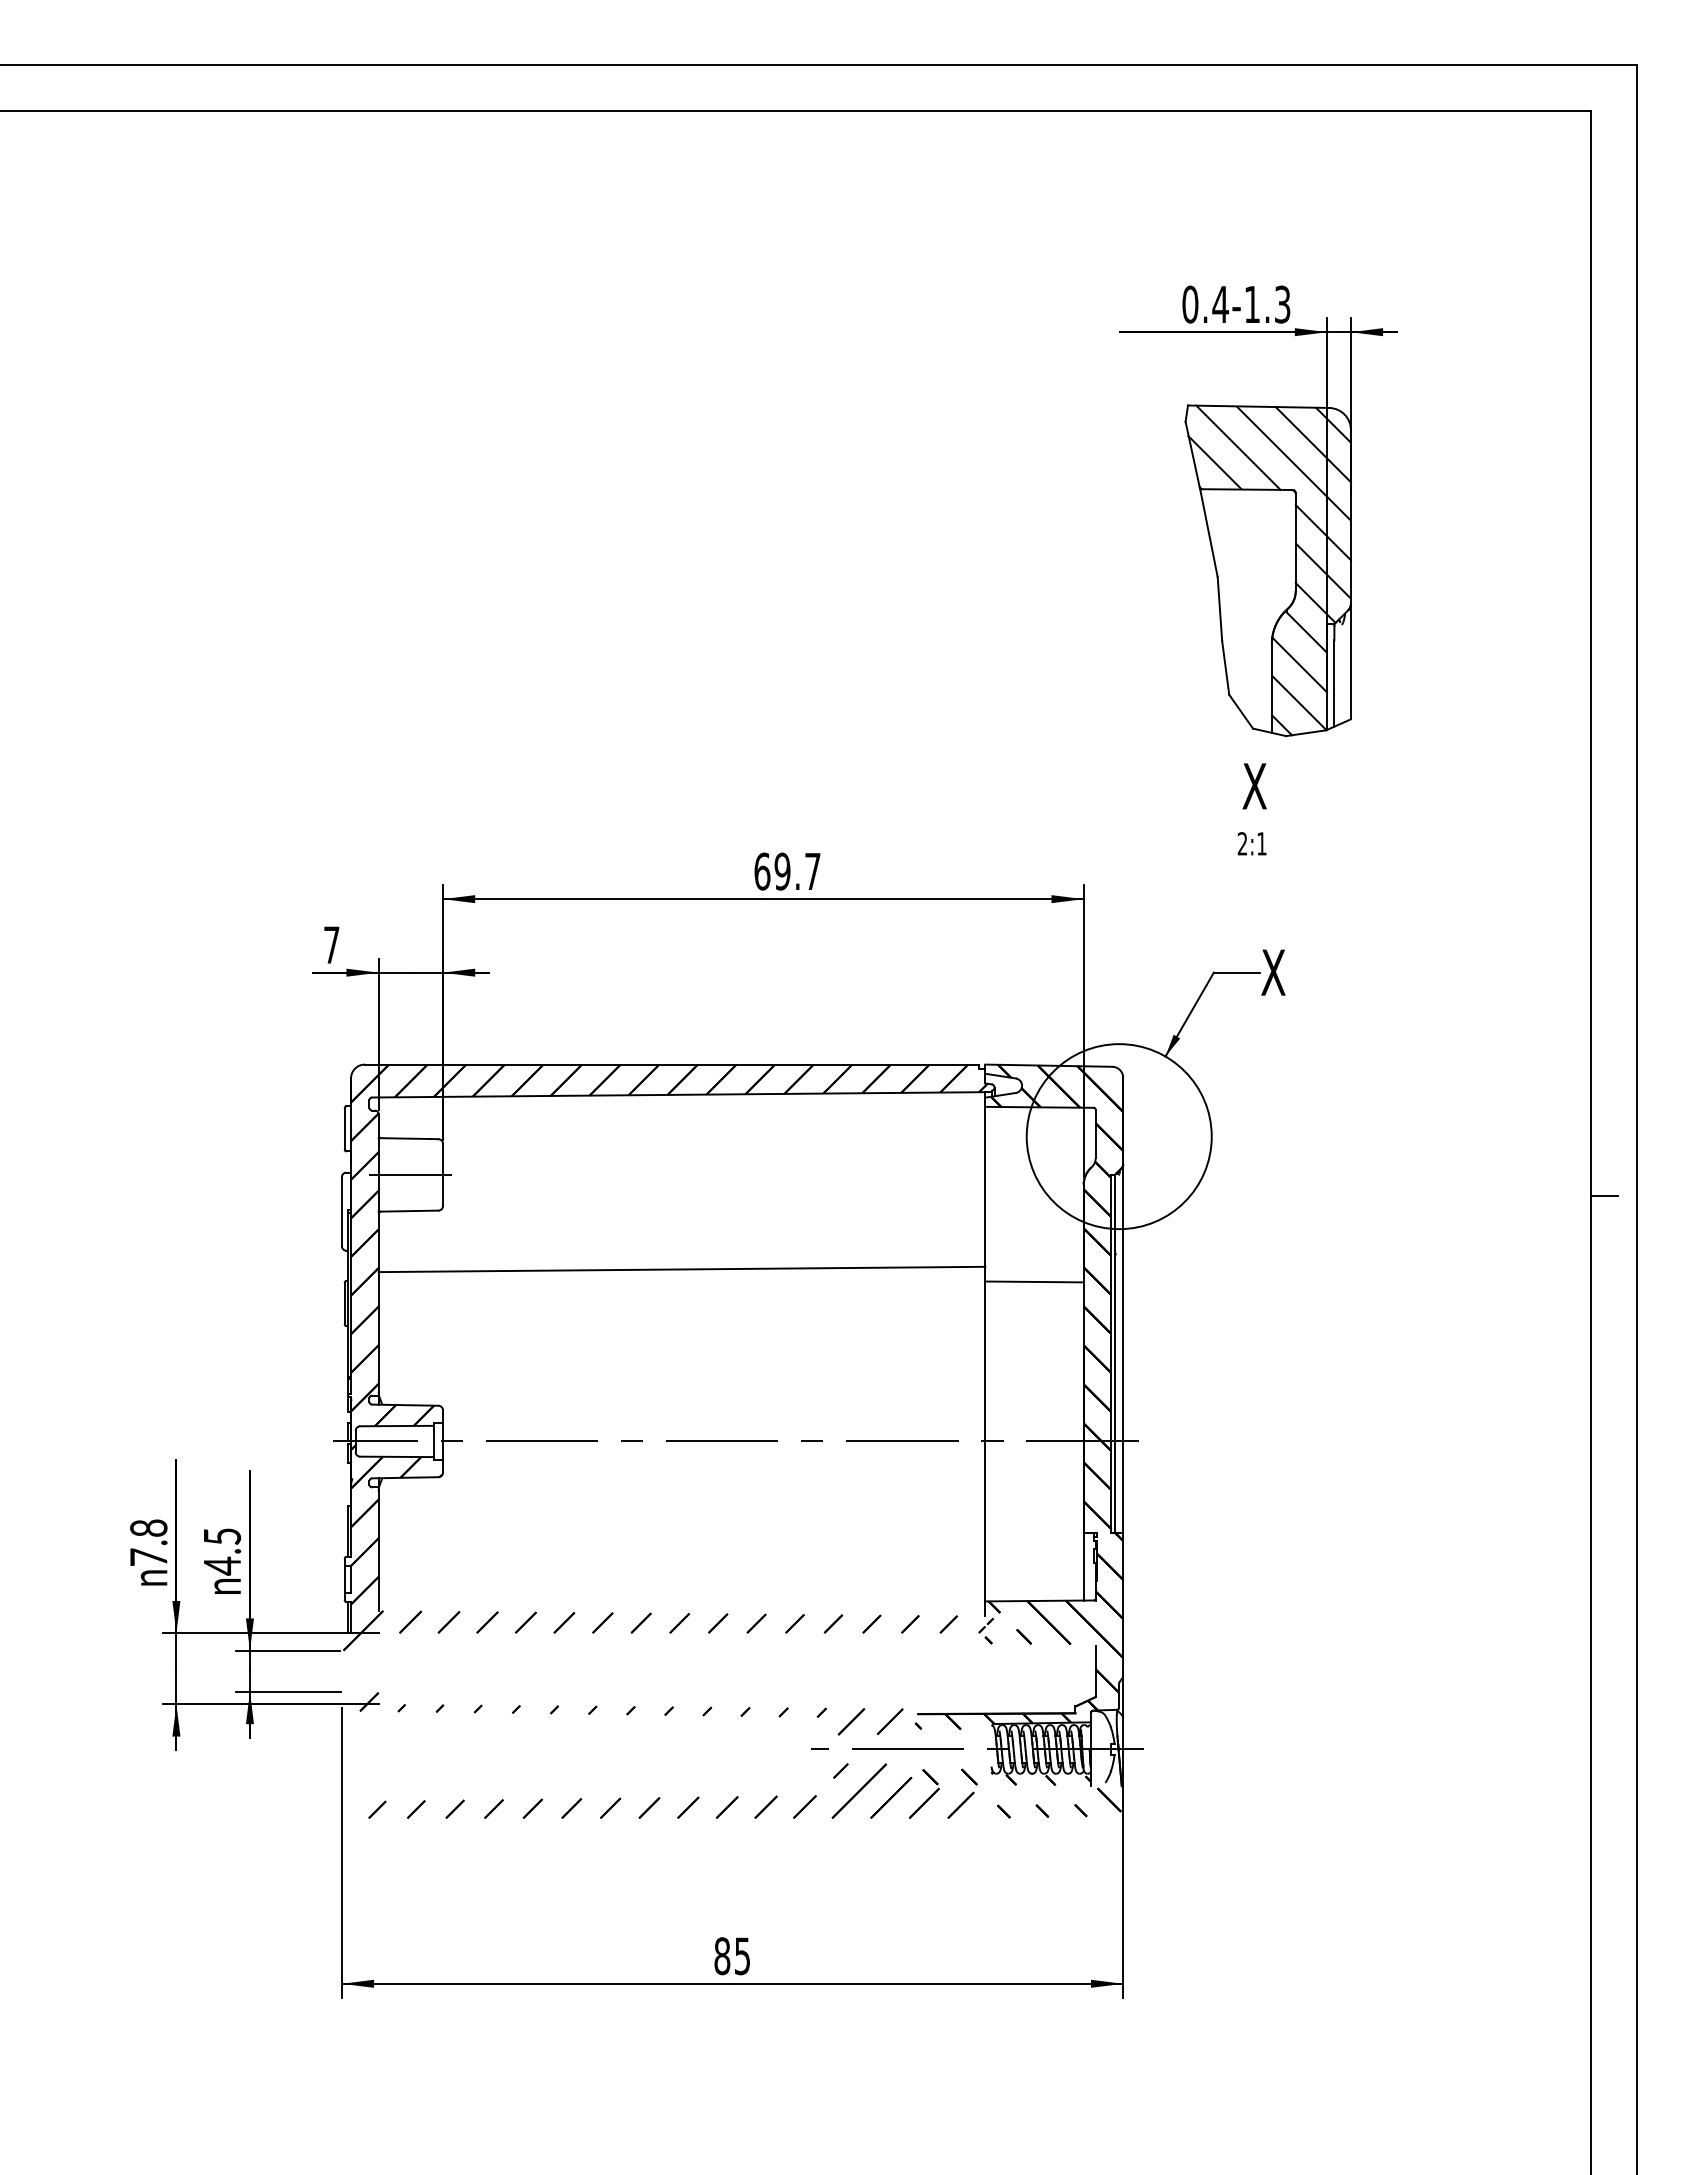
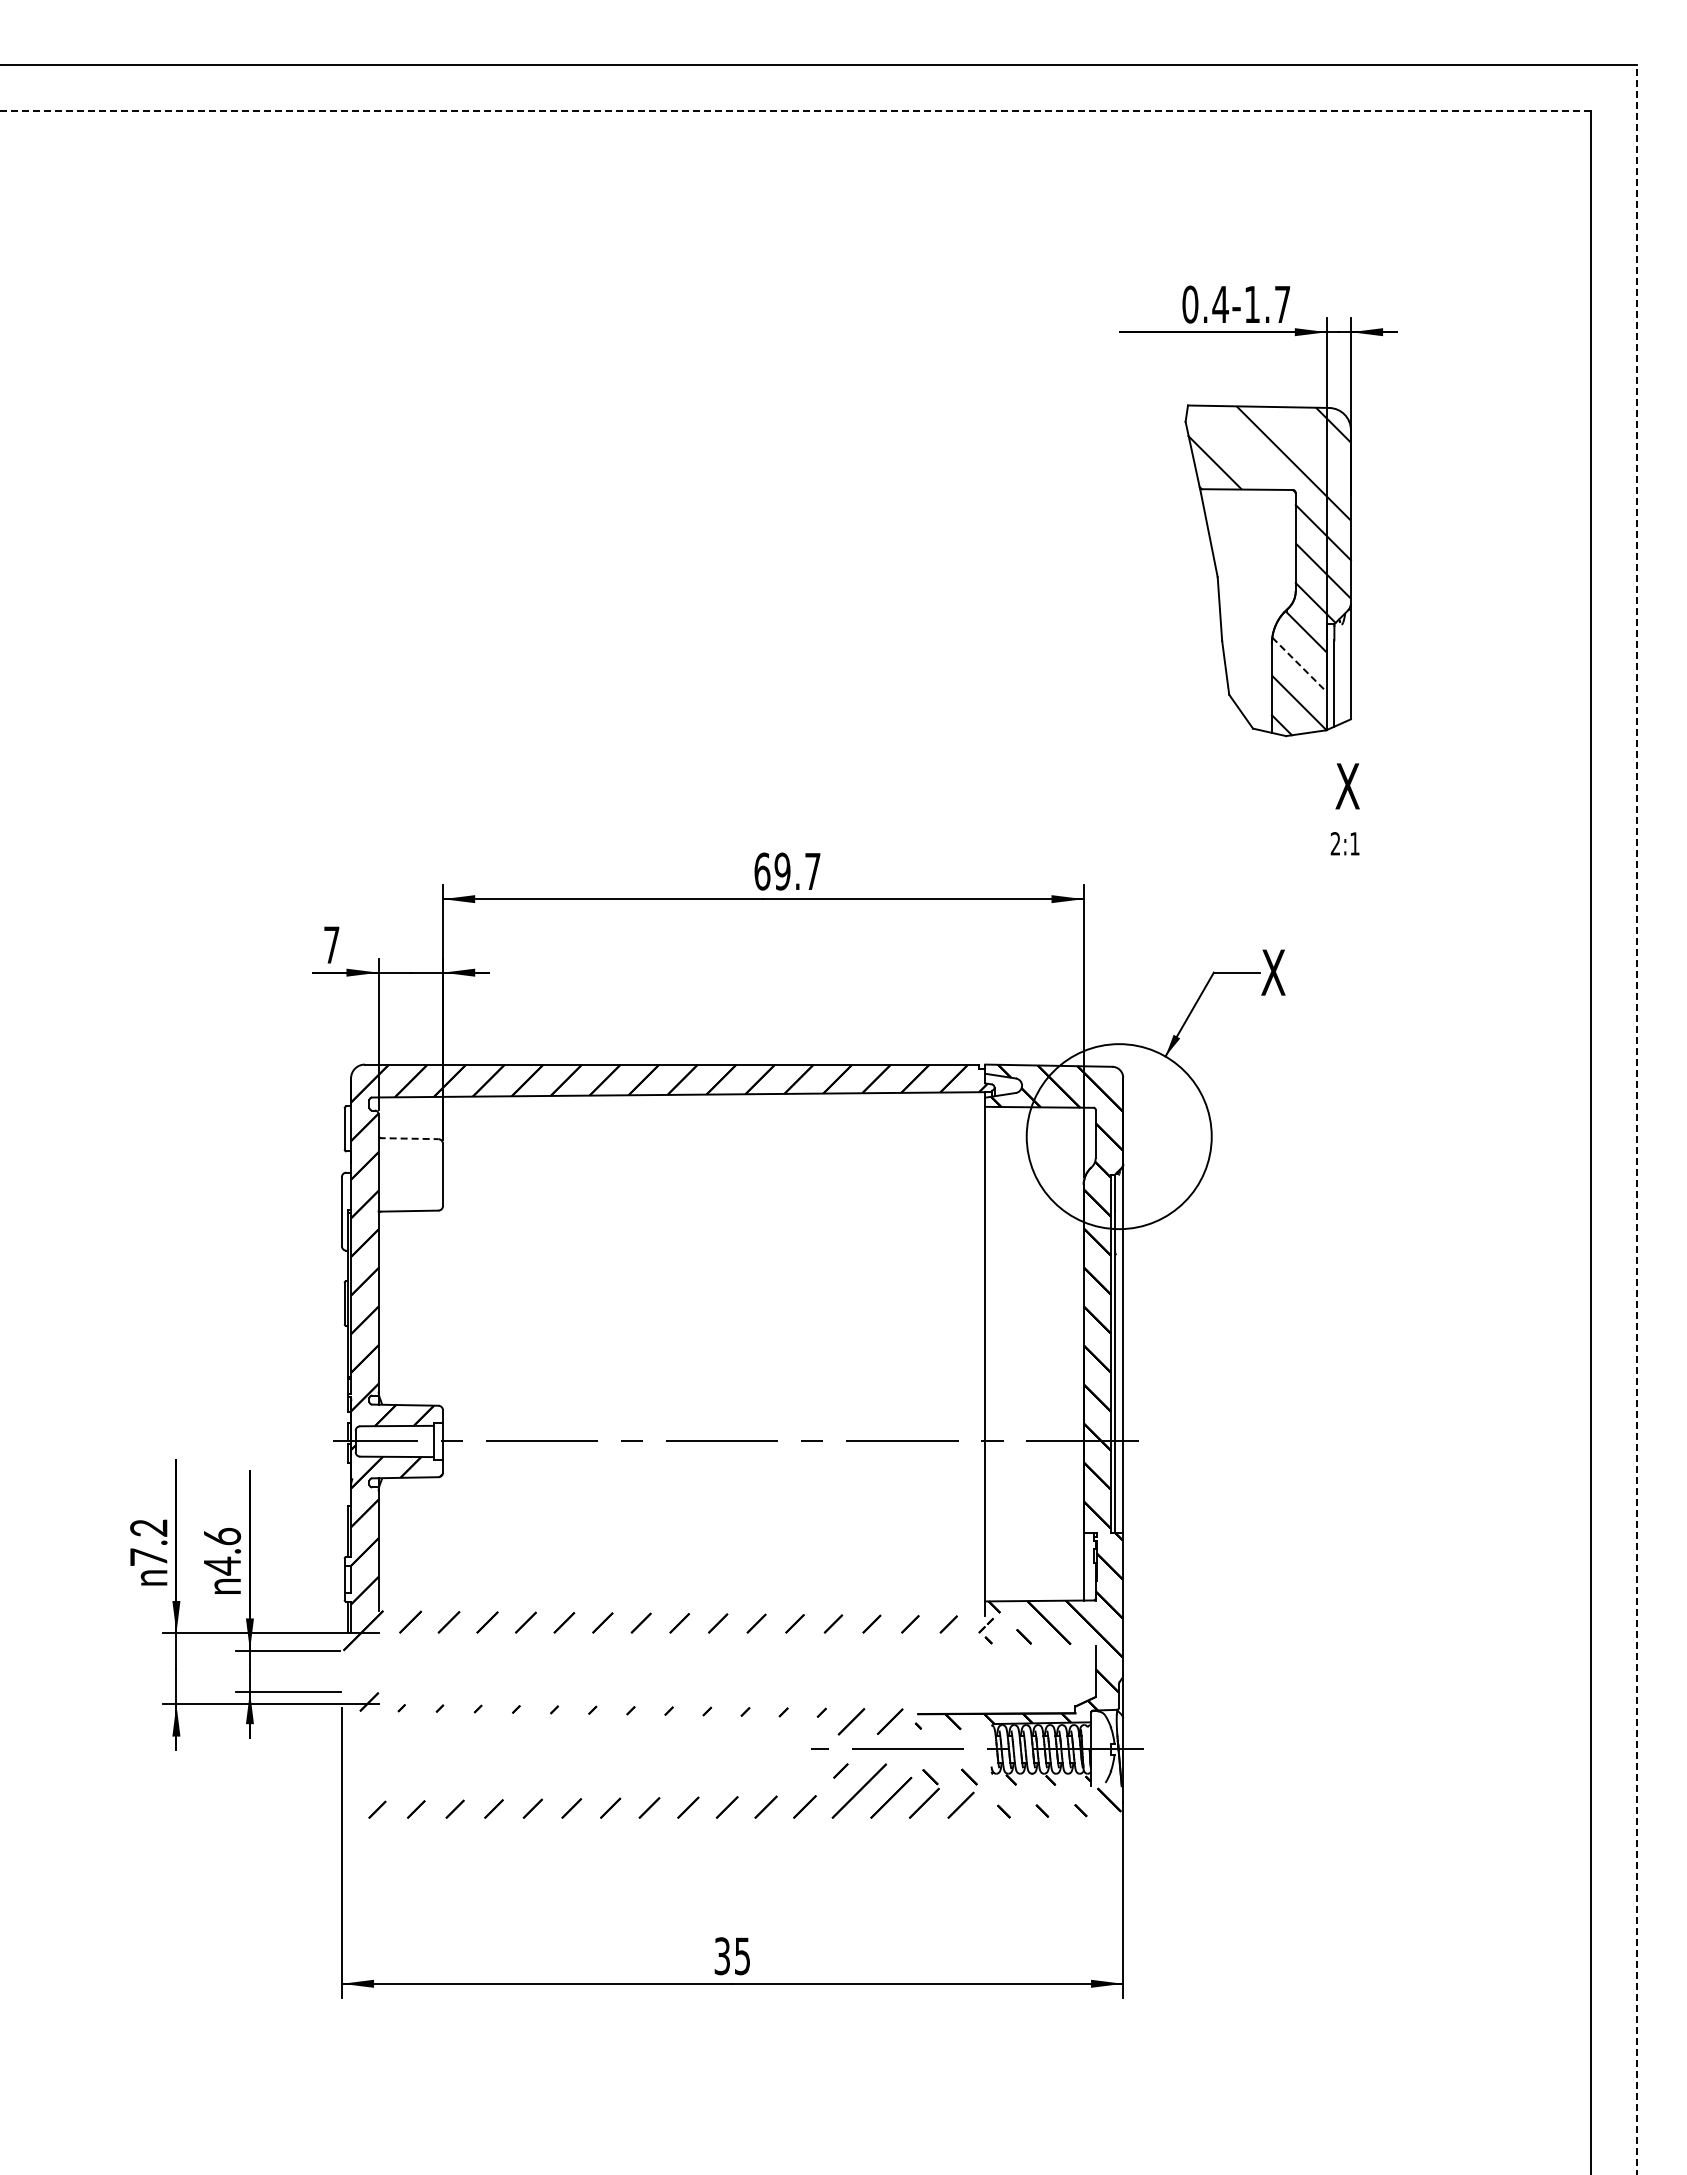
line: solid -> dashed (795, 111)
text: 0.4-1.3 -> 0.4-1.7 (1282, 304)
line: present -> none (1312, 444)
line: present -> none (1238, 447)
line: solid -> dashed (1299, 664)
text position: (1251, 809) -> (1344, 809) (1344, 809)
line: solid -> dashed (1636, 1119)
line: solid -> dashed (408, 1138)
line: present -> none (410, 1174)
line: present -> none (1604, 1195)
line: present -> none (681, 1269)
line: present -> none (1034, 1281)
text: 7.8 -> 7.2 (149, 1527)
text: 4.5 -> 4.6 (222, 1536)
text: 85 -> 35 (722, 1956)
